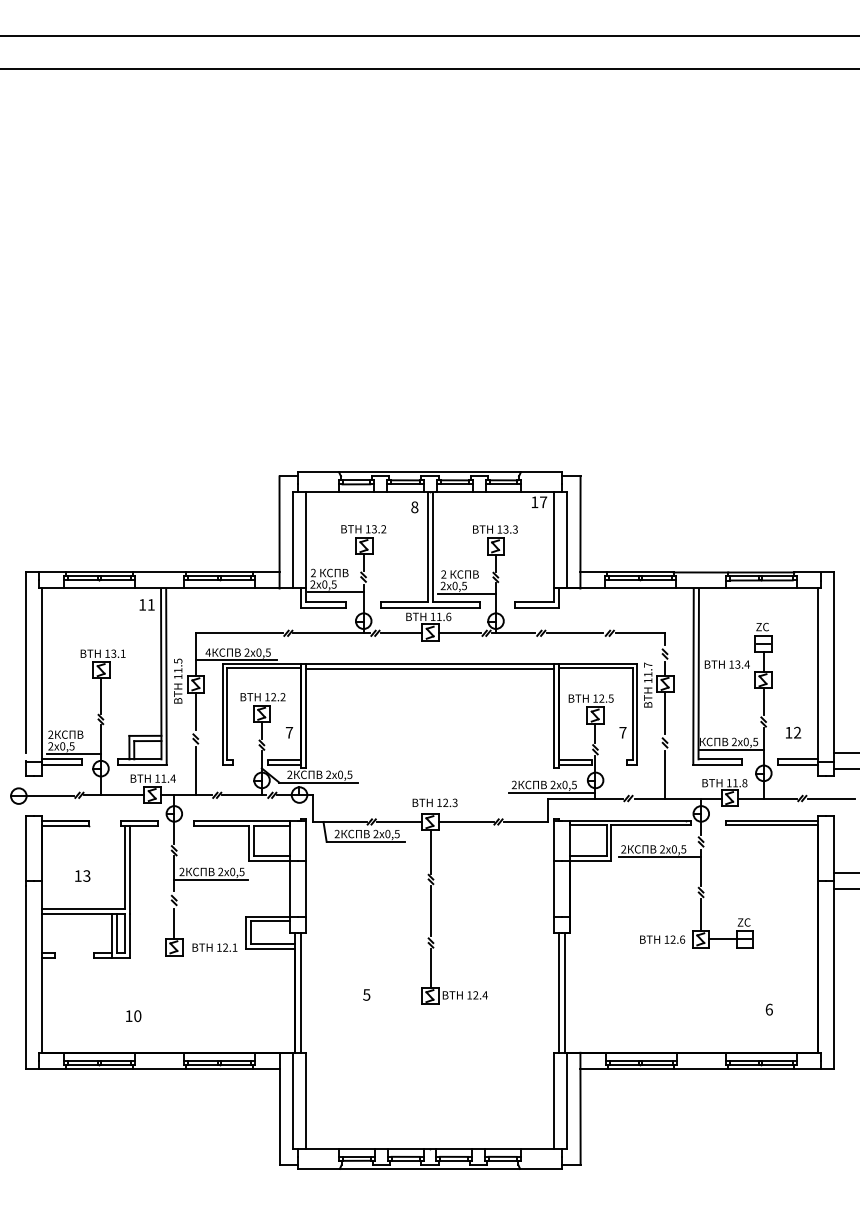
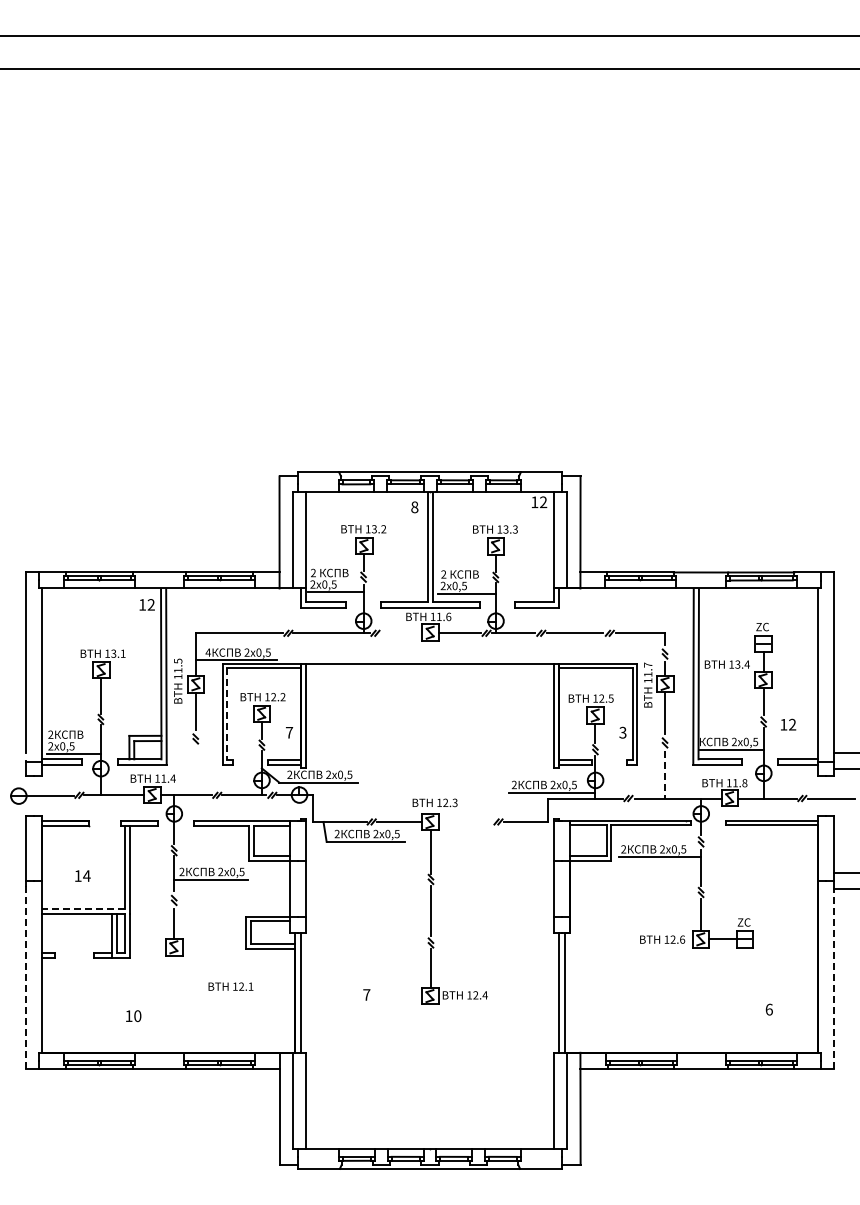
text: 17 -> 12 (543, 502)
text: 11 -> 12 (150, 604)
line: present -> none (401, 633)
line: present -> none (429, 668)
line: solid -> dashed (227, 714)
text: 7 -> 3 (622, 732)
text position: (793, 732) -> (788, 724) (788, 724)
line: present -> none (195, 771)
line: solid -> dashed (665, 774)
line: present -> none (465, 821)
text: 13 -> 14 (86, 875)
line: solid -> dashed (83, 908)
text position: (214, 947) -> (230, 986) (230, 986)
line: solid -> dashed (25, 977)
line: solid -> dashed (834, 978)
text: 5 -> 7 (366, 994)
